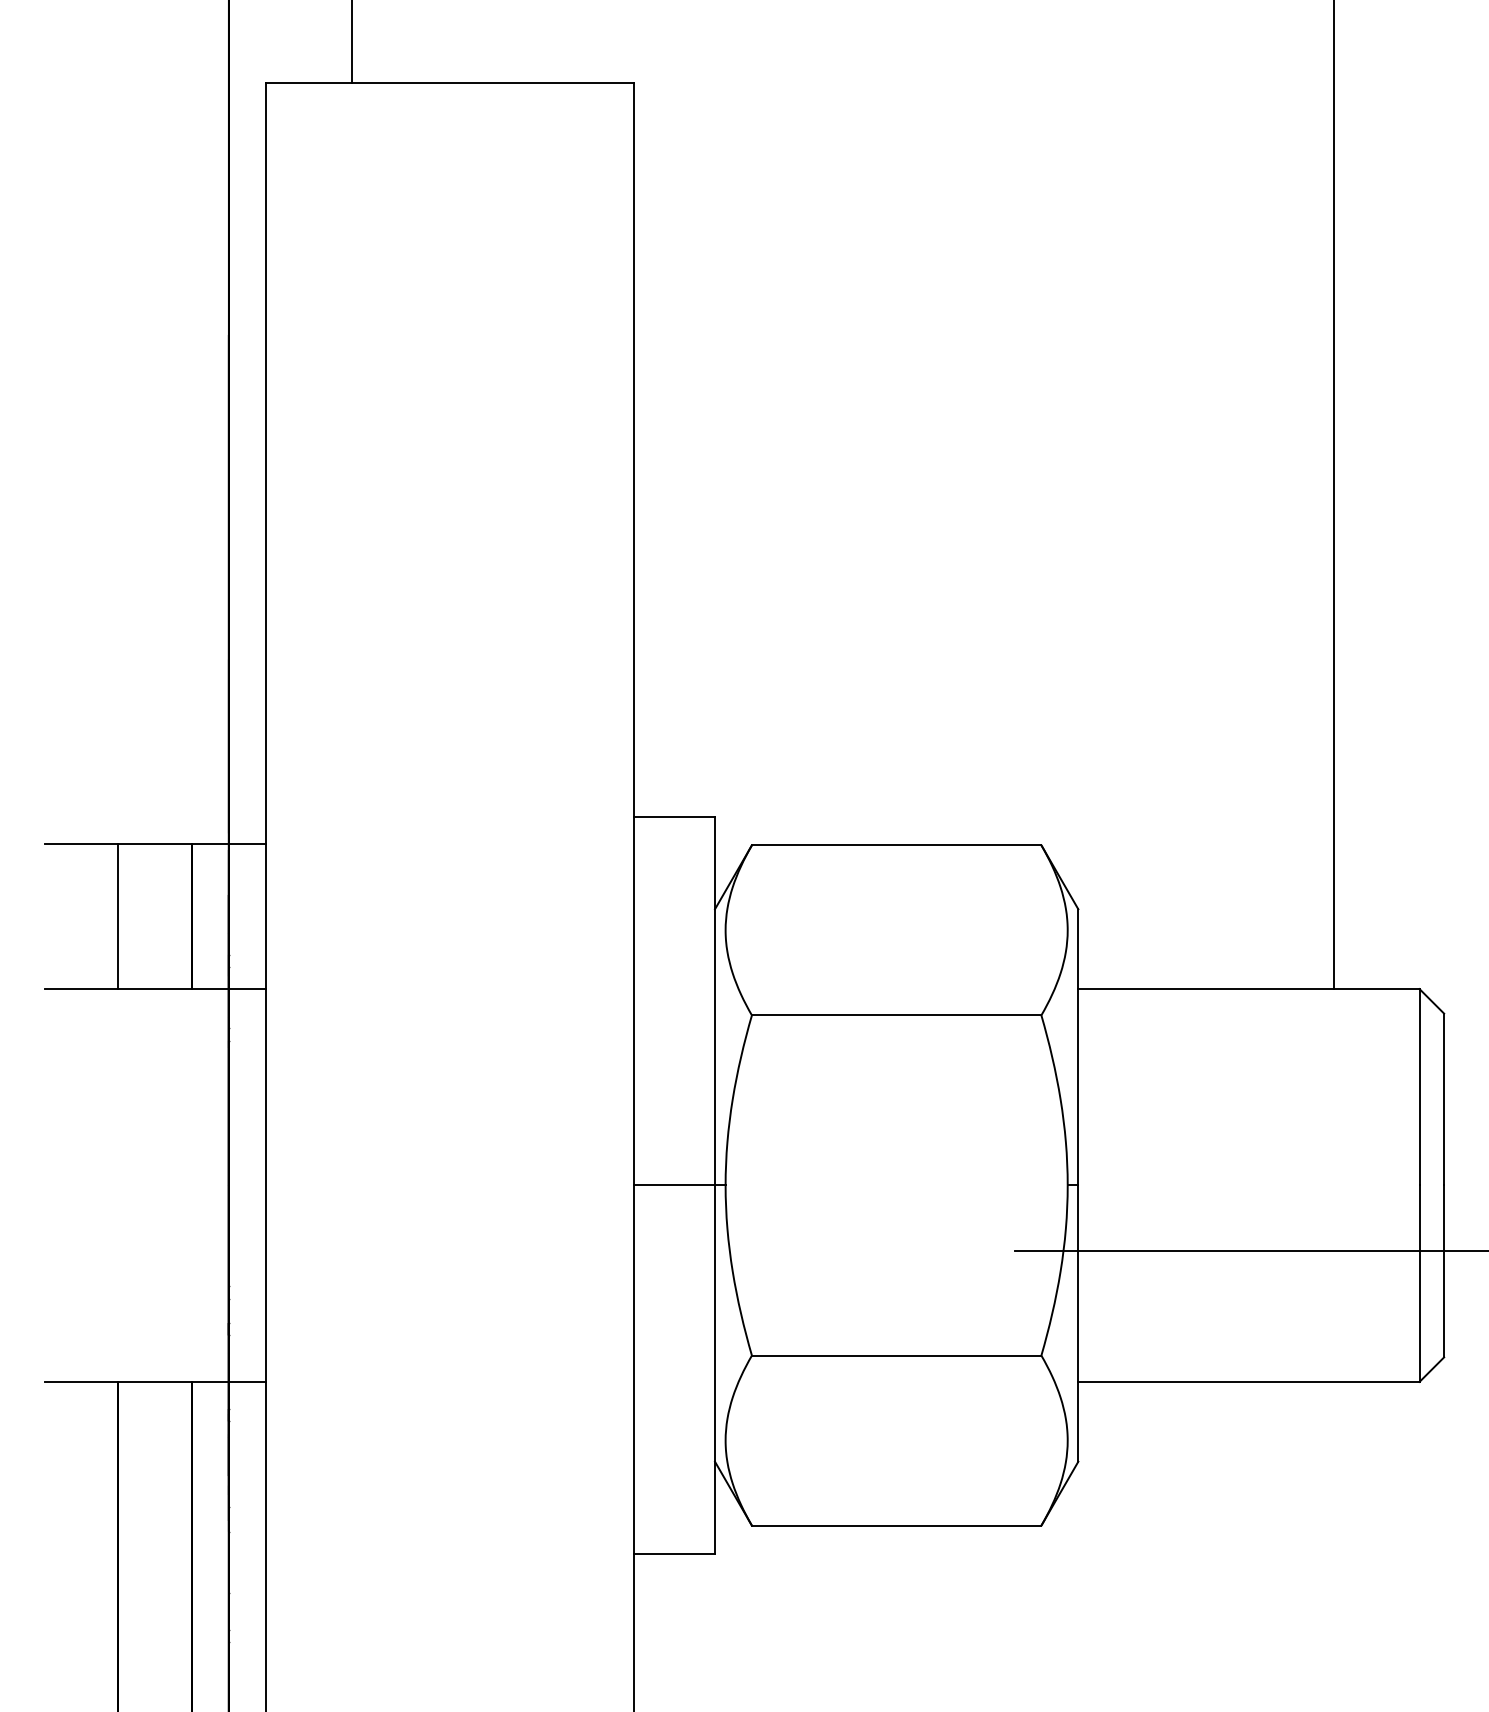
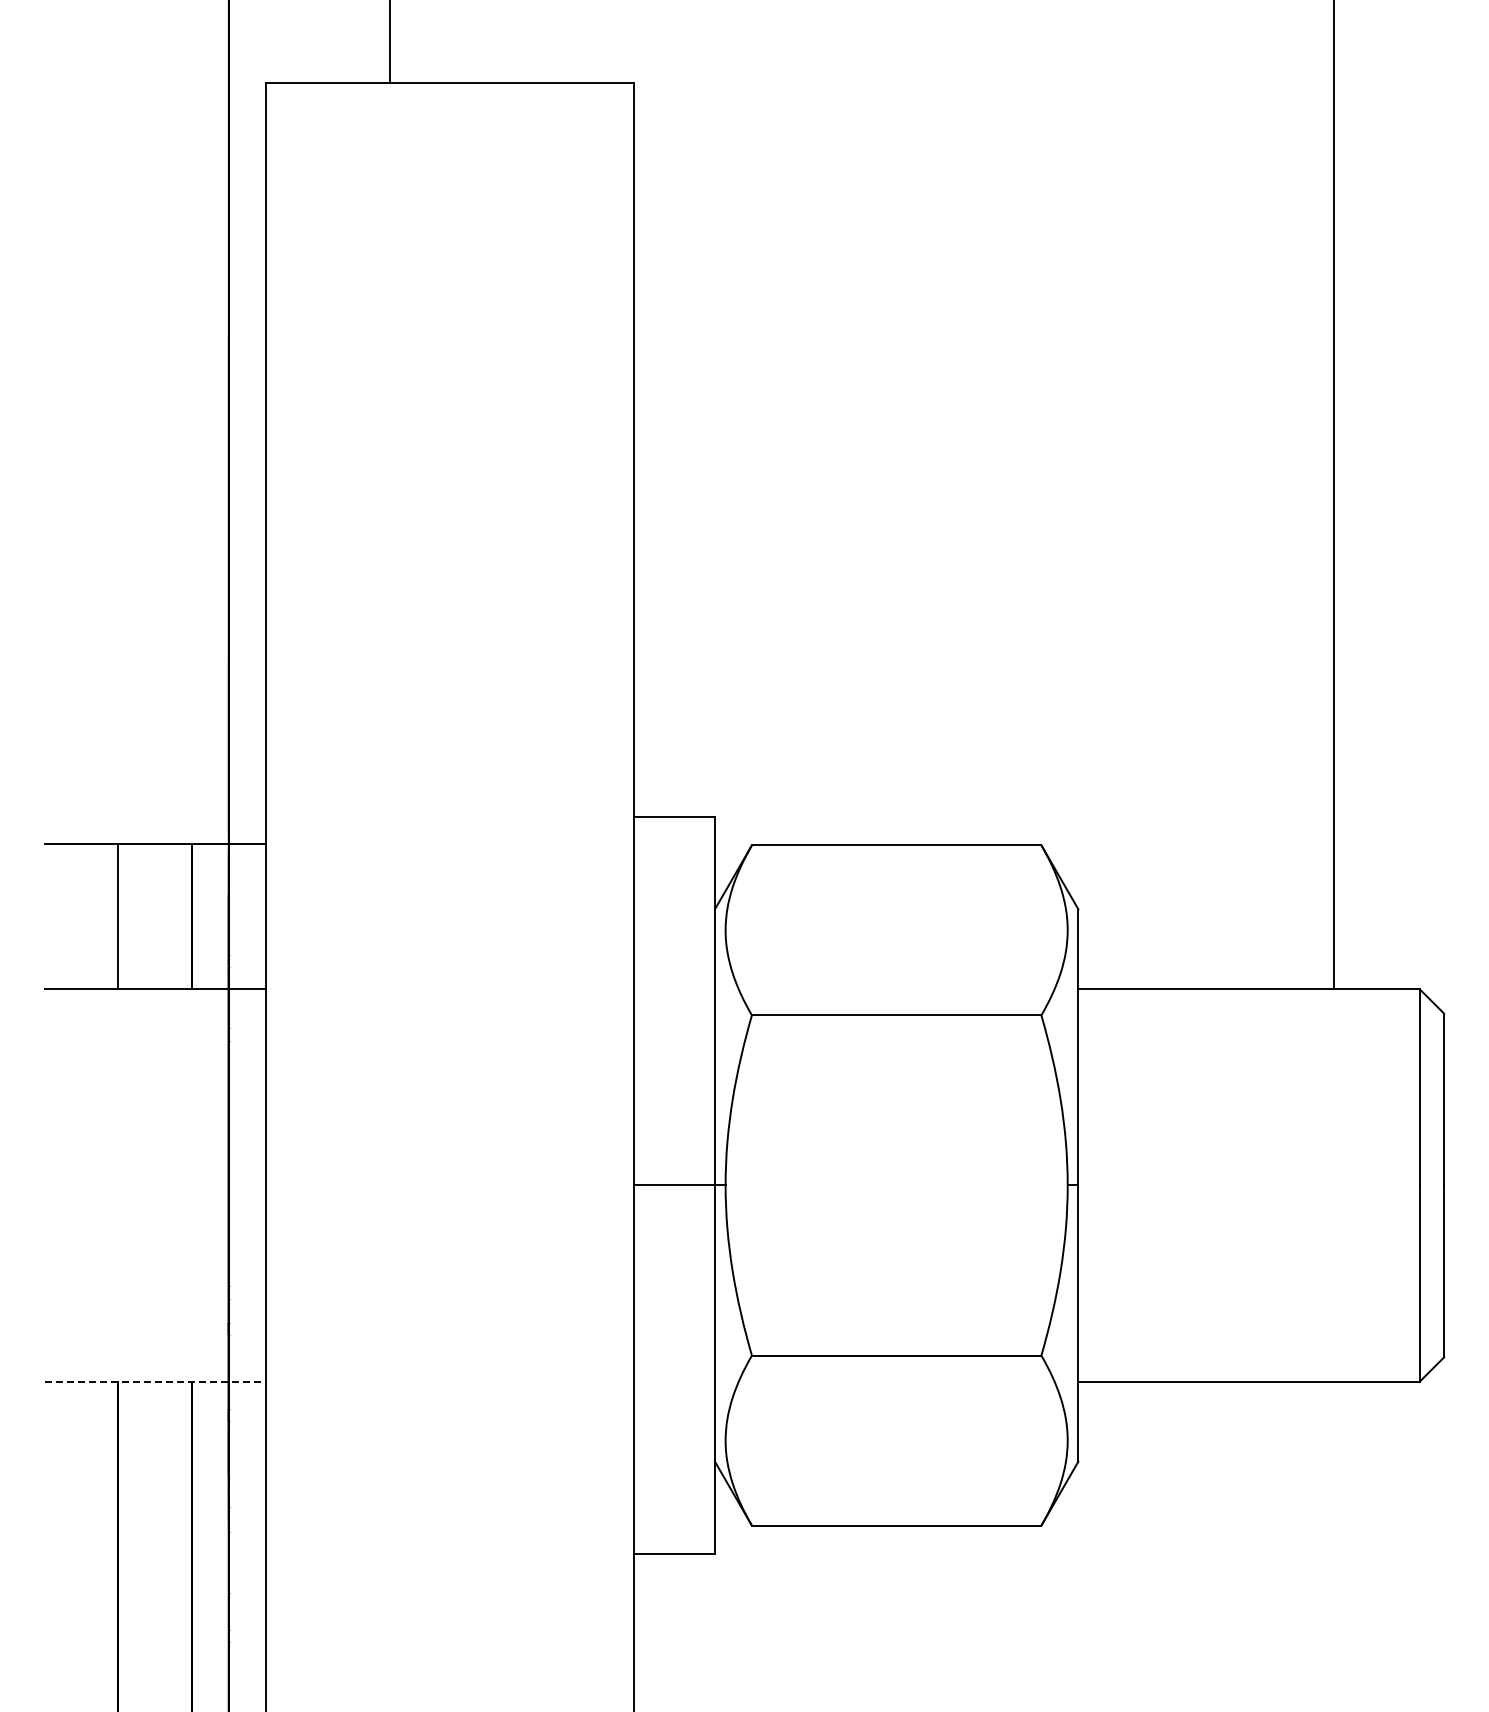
line position: (351, 42) -> (389, 42) (389, 42)
line: present -> none (1249, 1250)
line: solid -> dashed (155, 1381)
